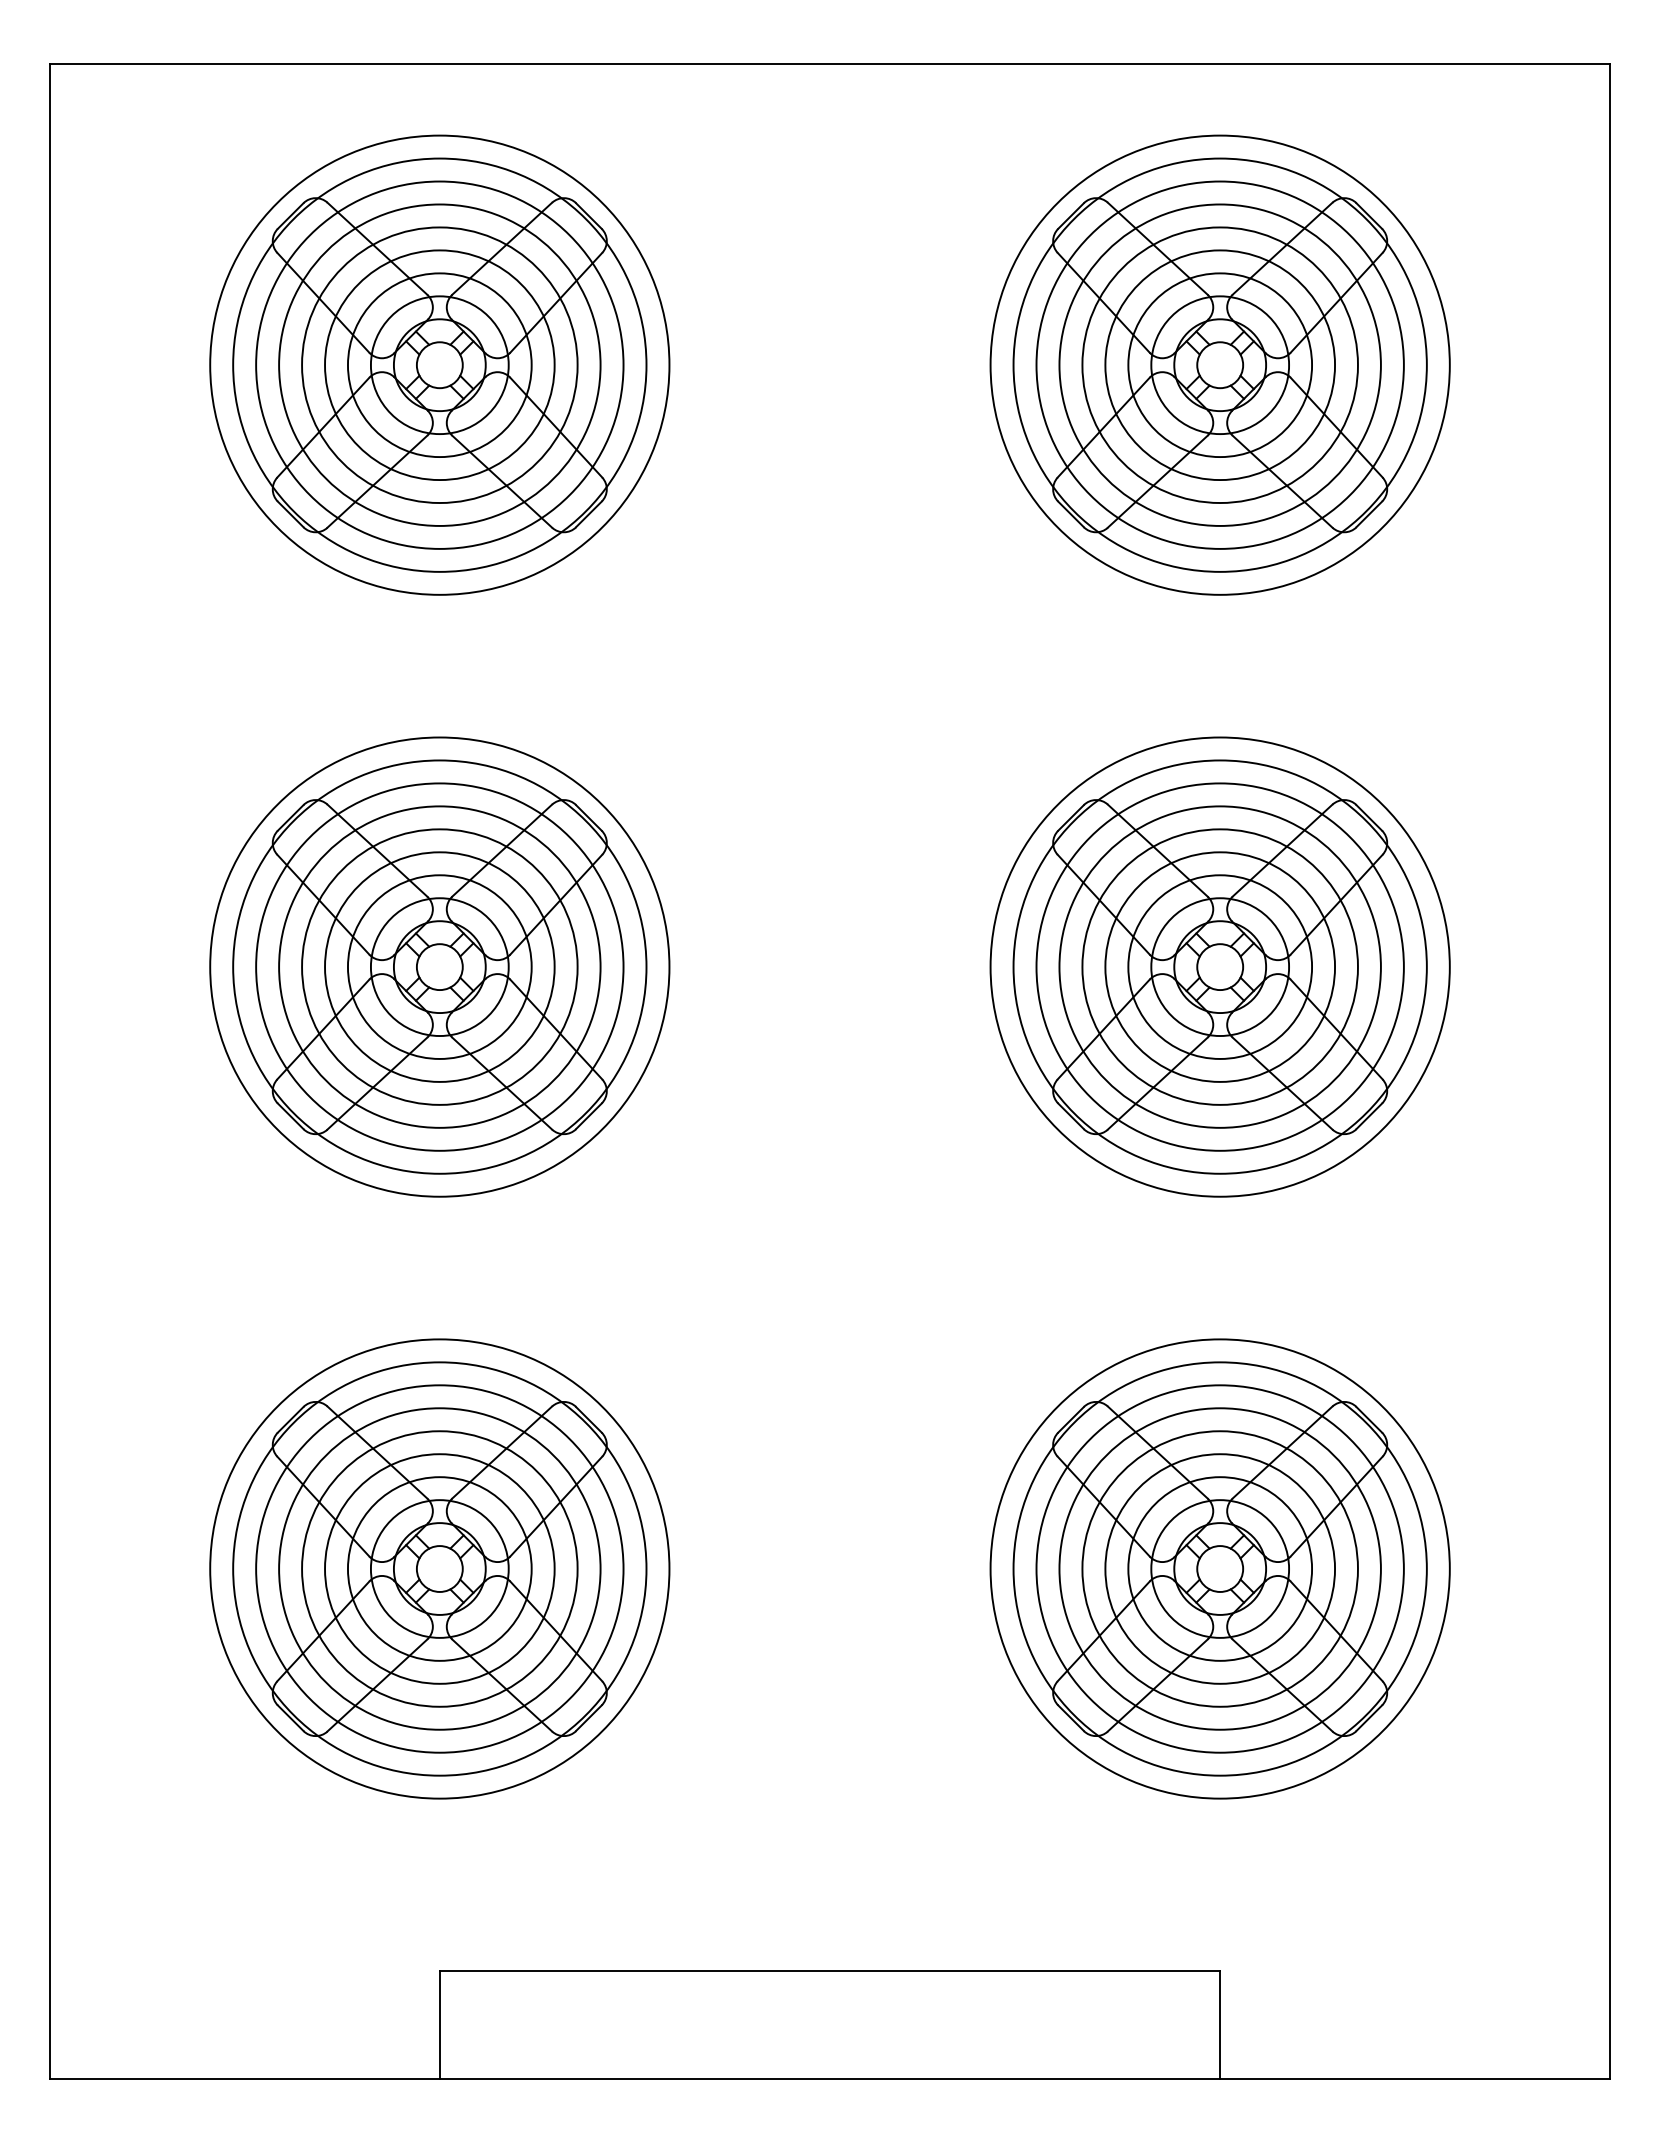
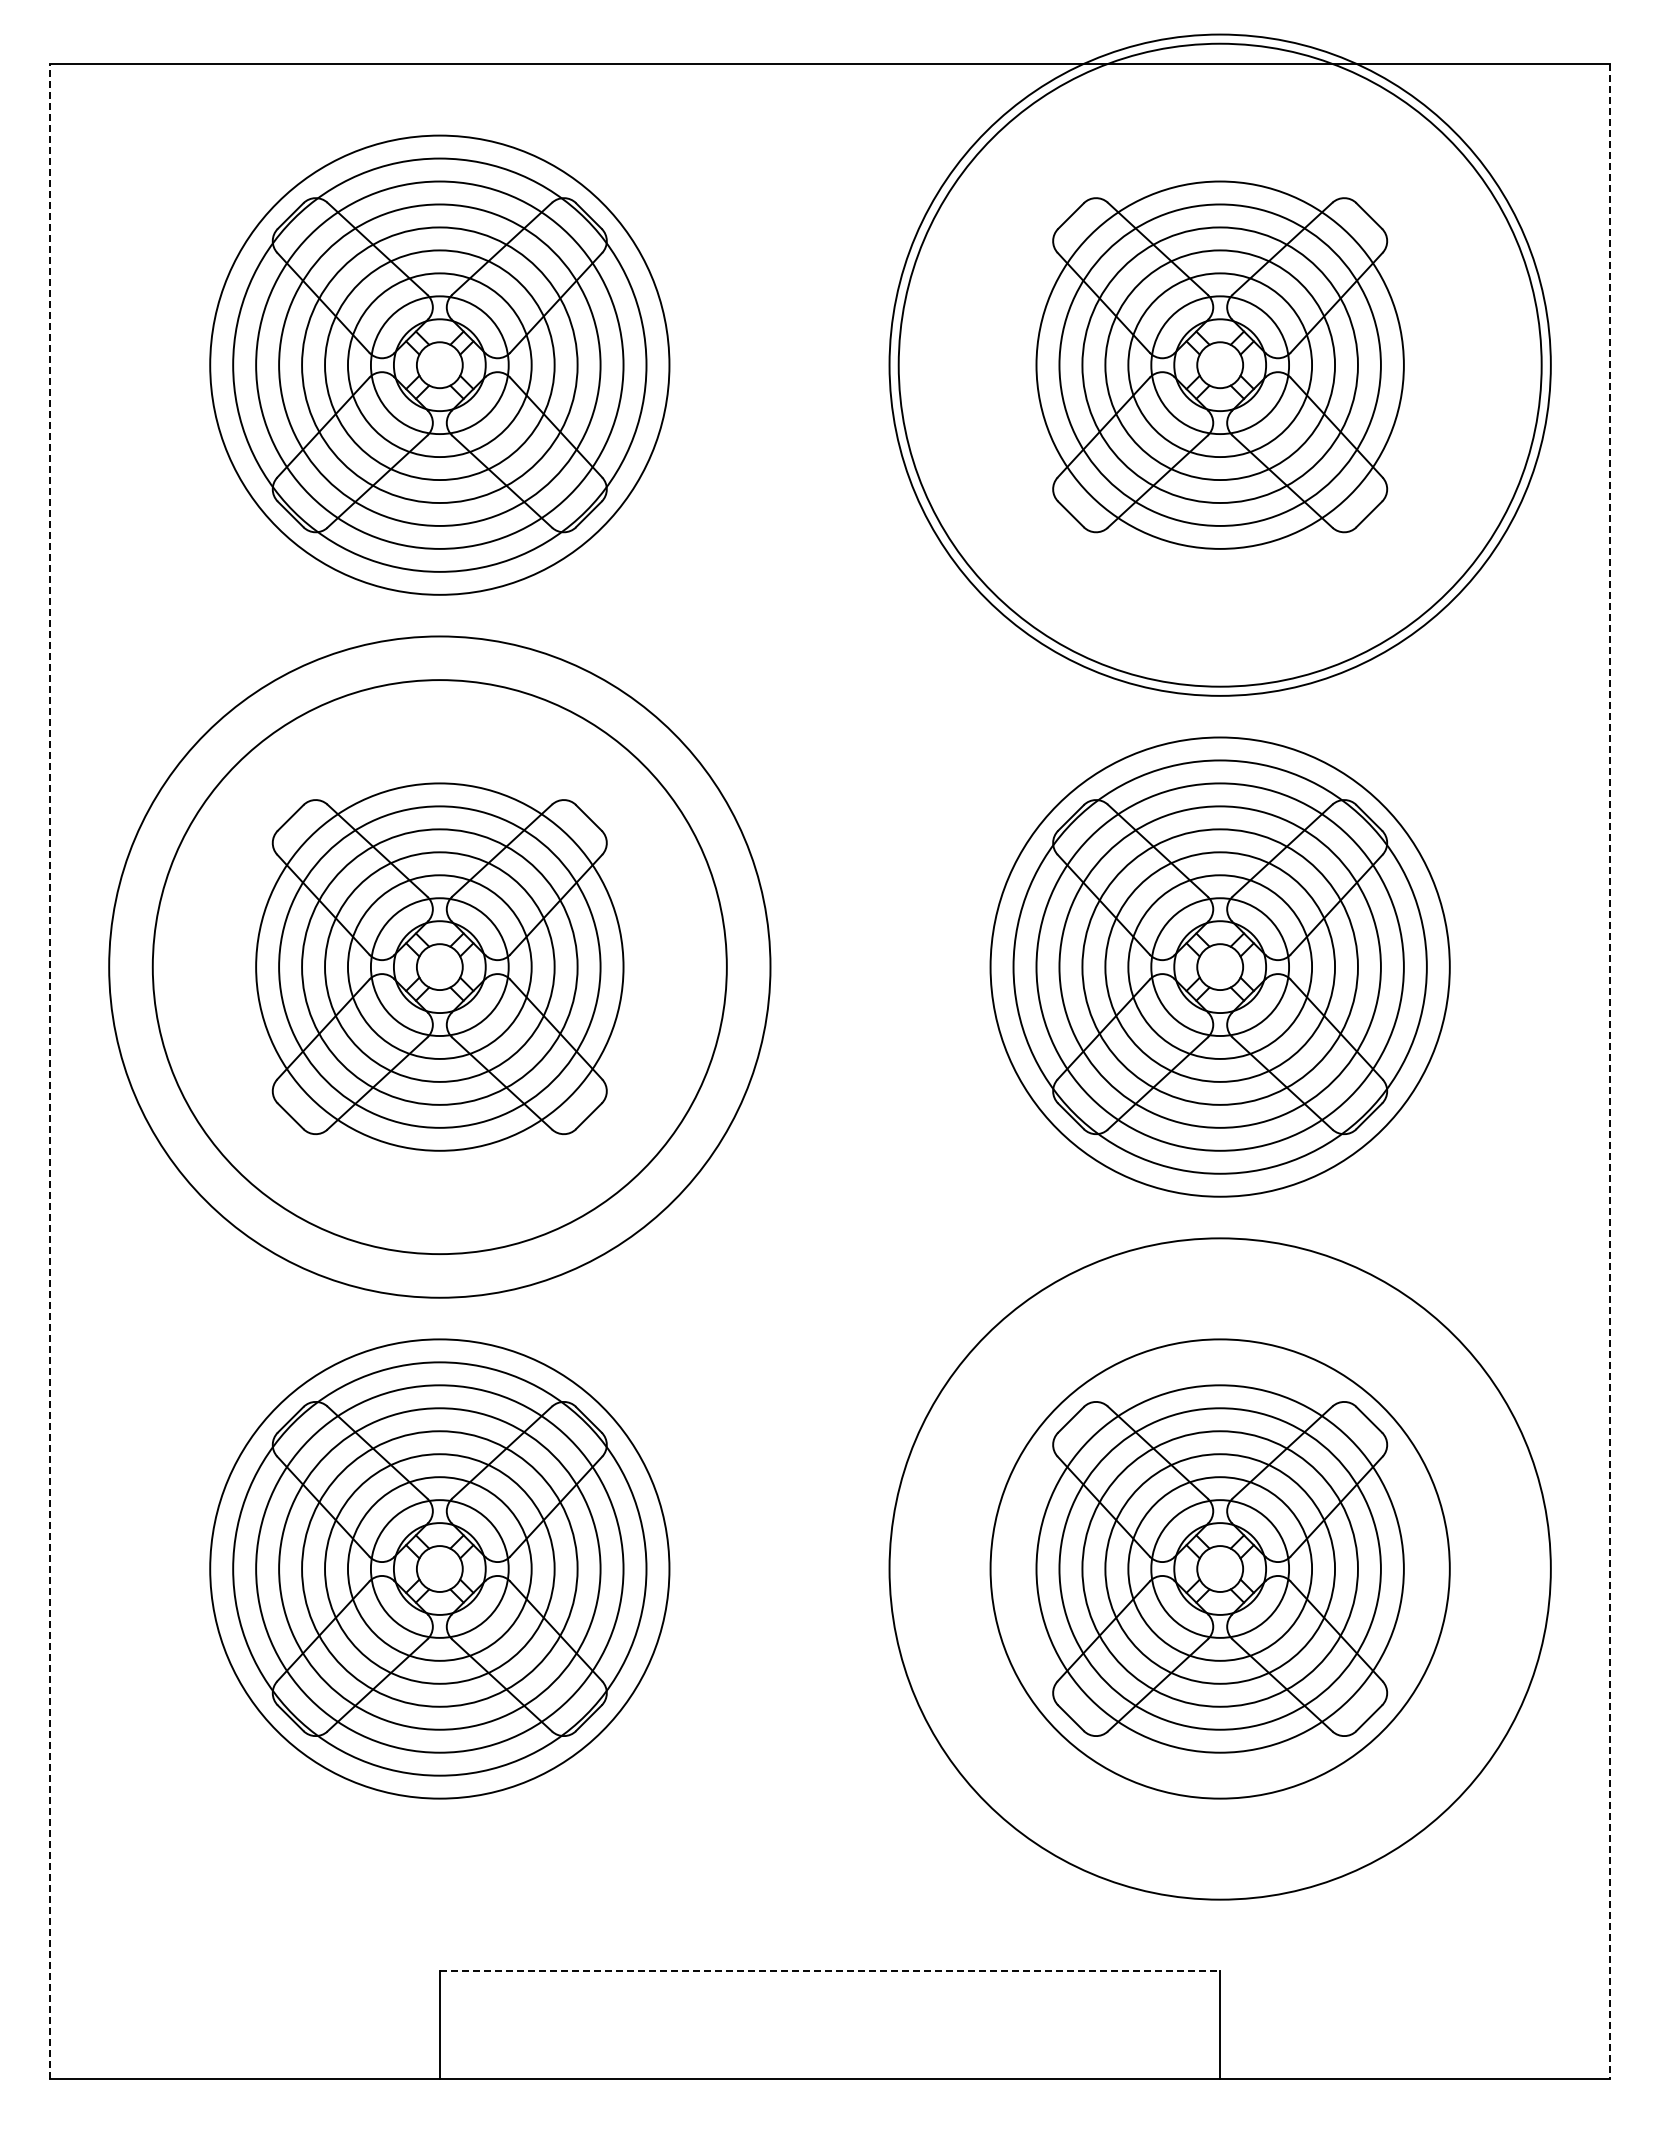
circle diameter: 413 px -> 661 px (1219, 364)
circle diameter: 459 px -> 643 px (1219, 364)
circle diameter: 413 px -> 661 px (439, 966)
circle diameter: 459 px -> 574 px (439, 967)
line: solid -> dashed (49, 1071)
line: solid -> dashed (1610, 1072)
circle diameter: 413 px -> 661 px (1219, 1568)
line: solid -> dashed (830, 1971)
